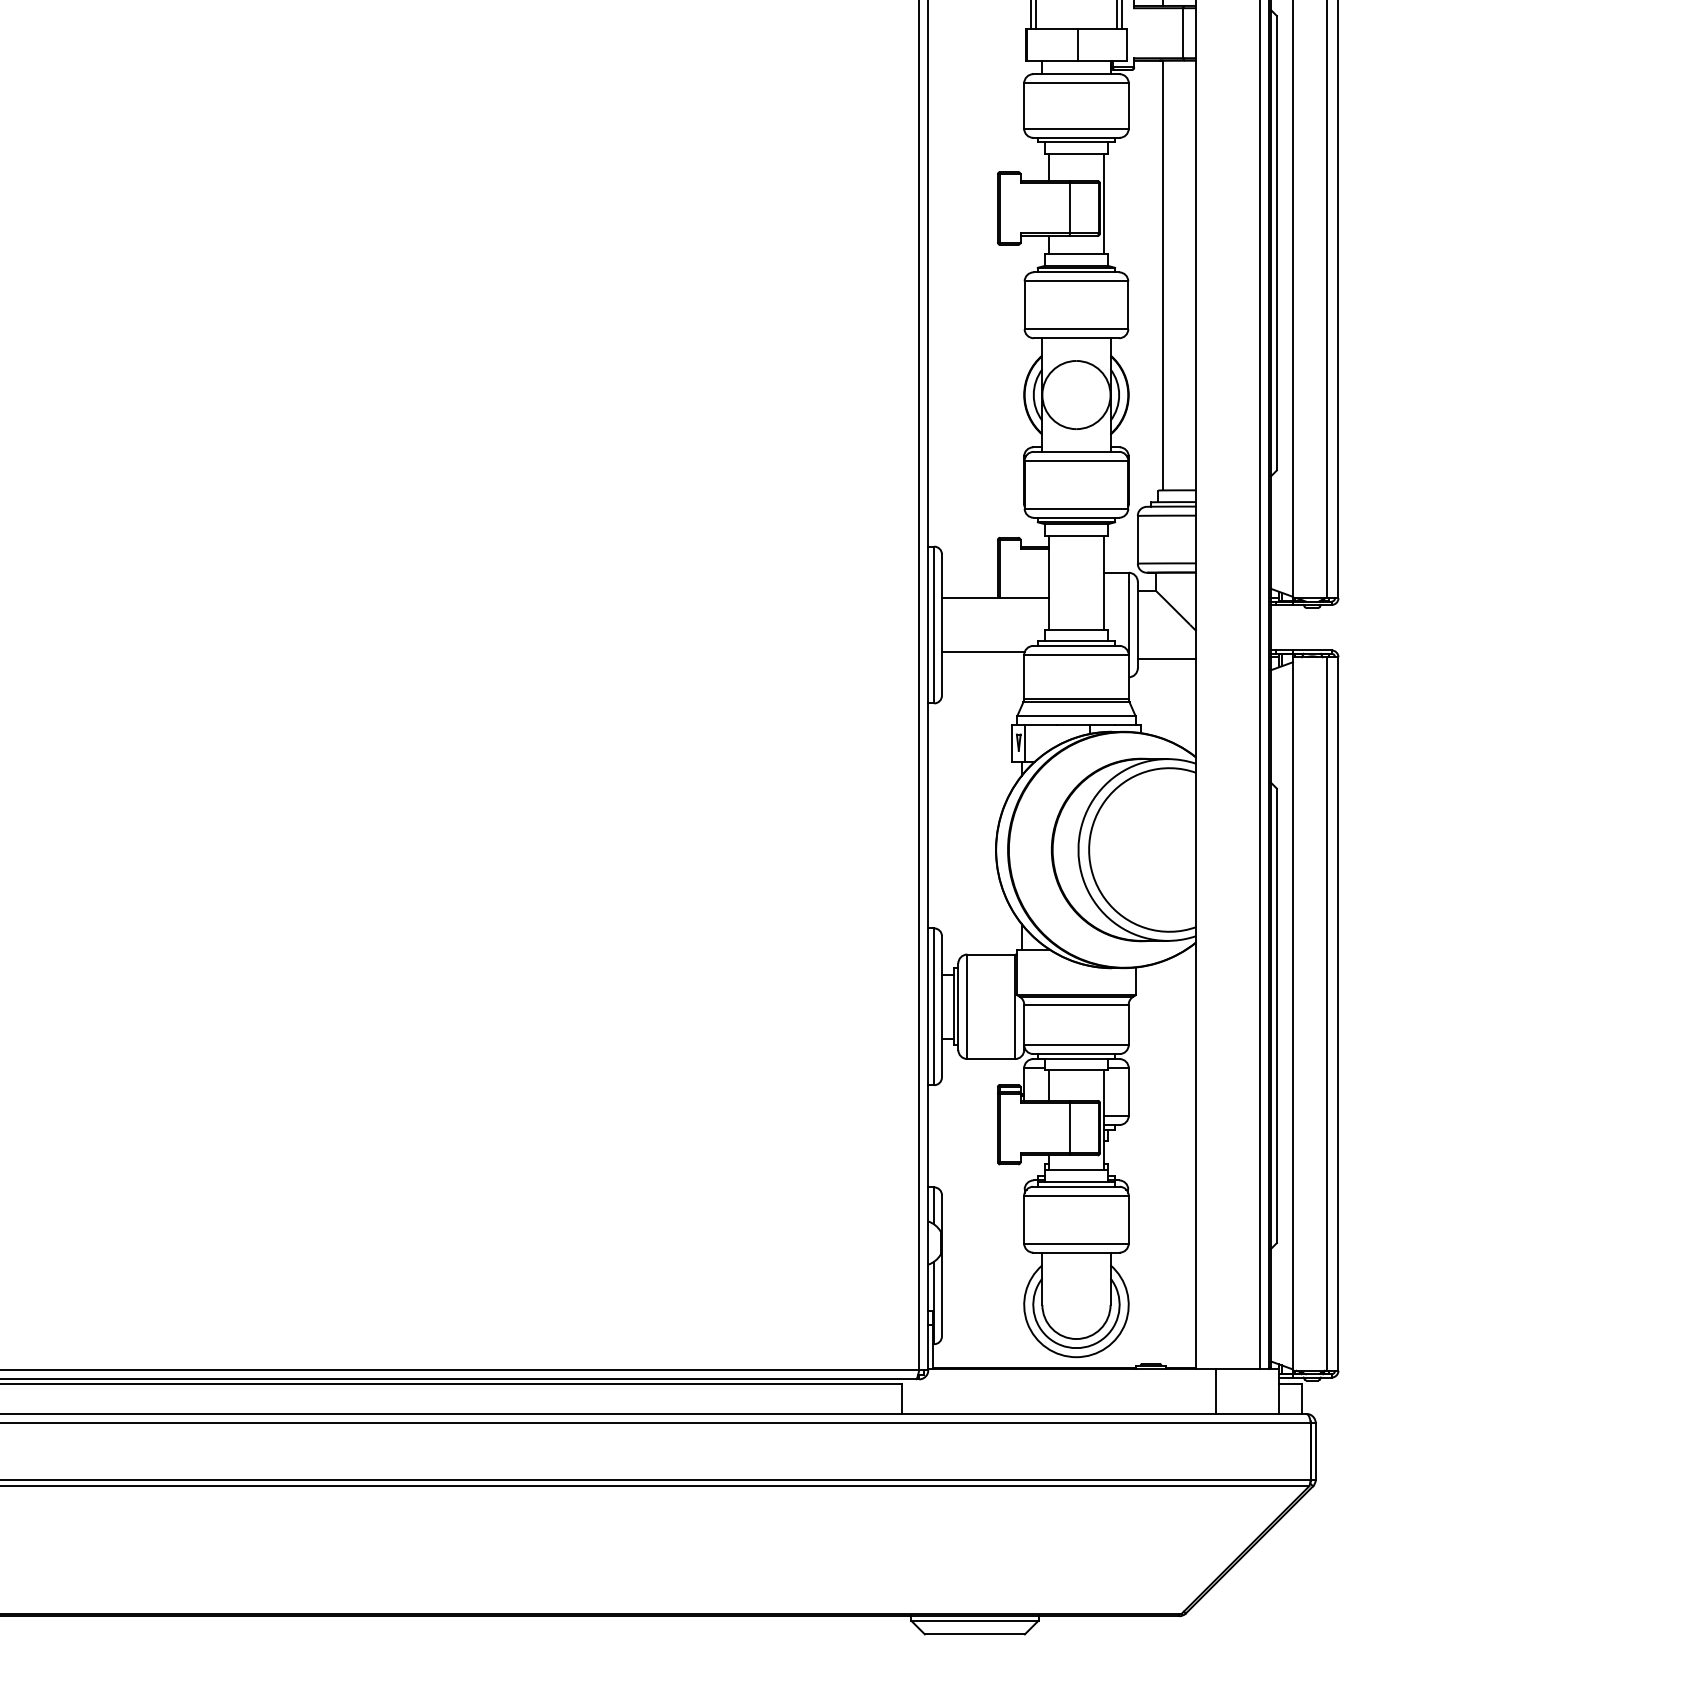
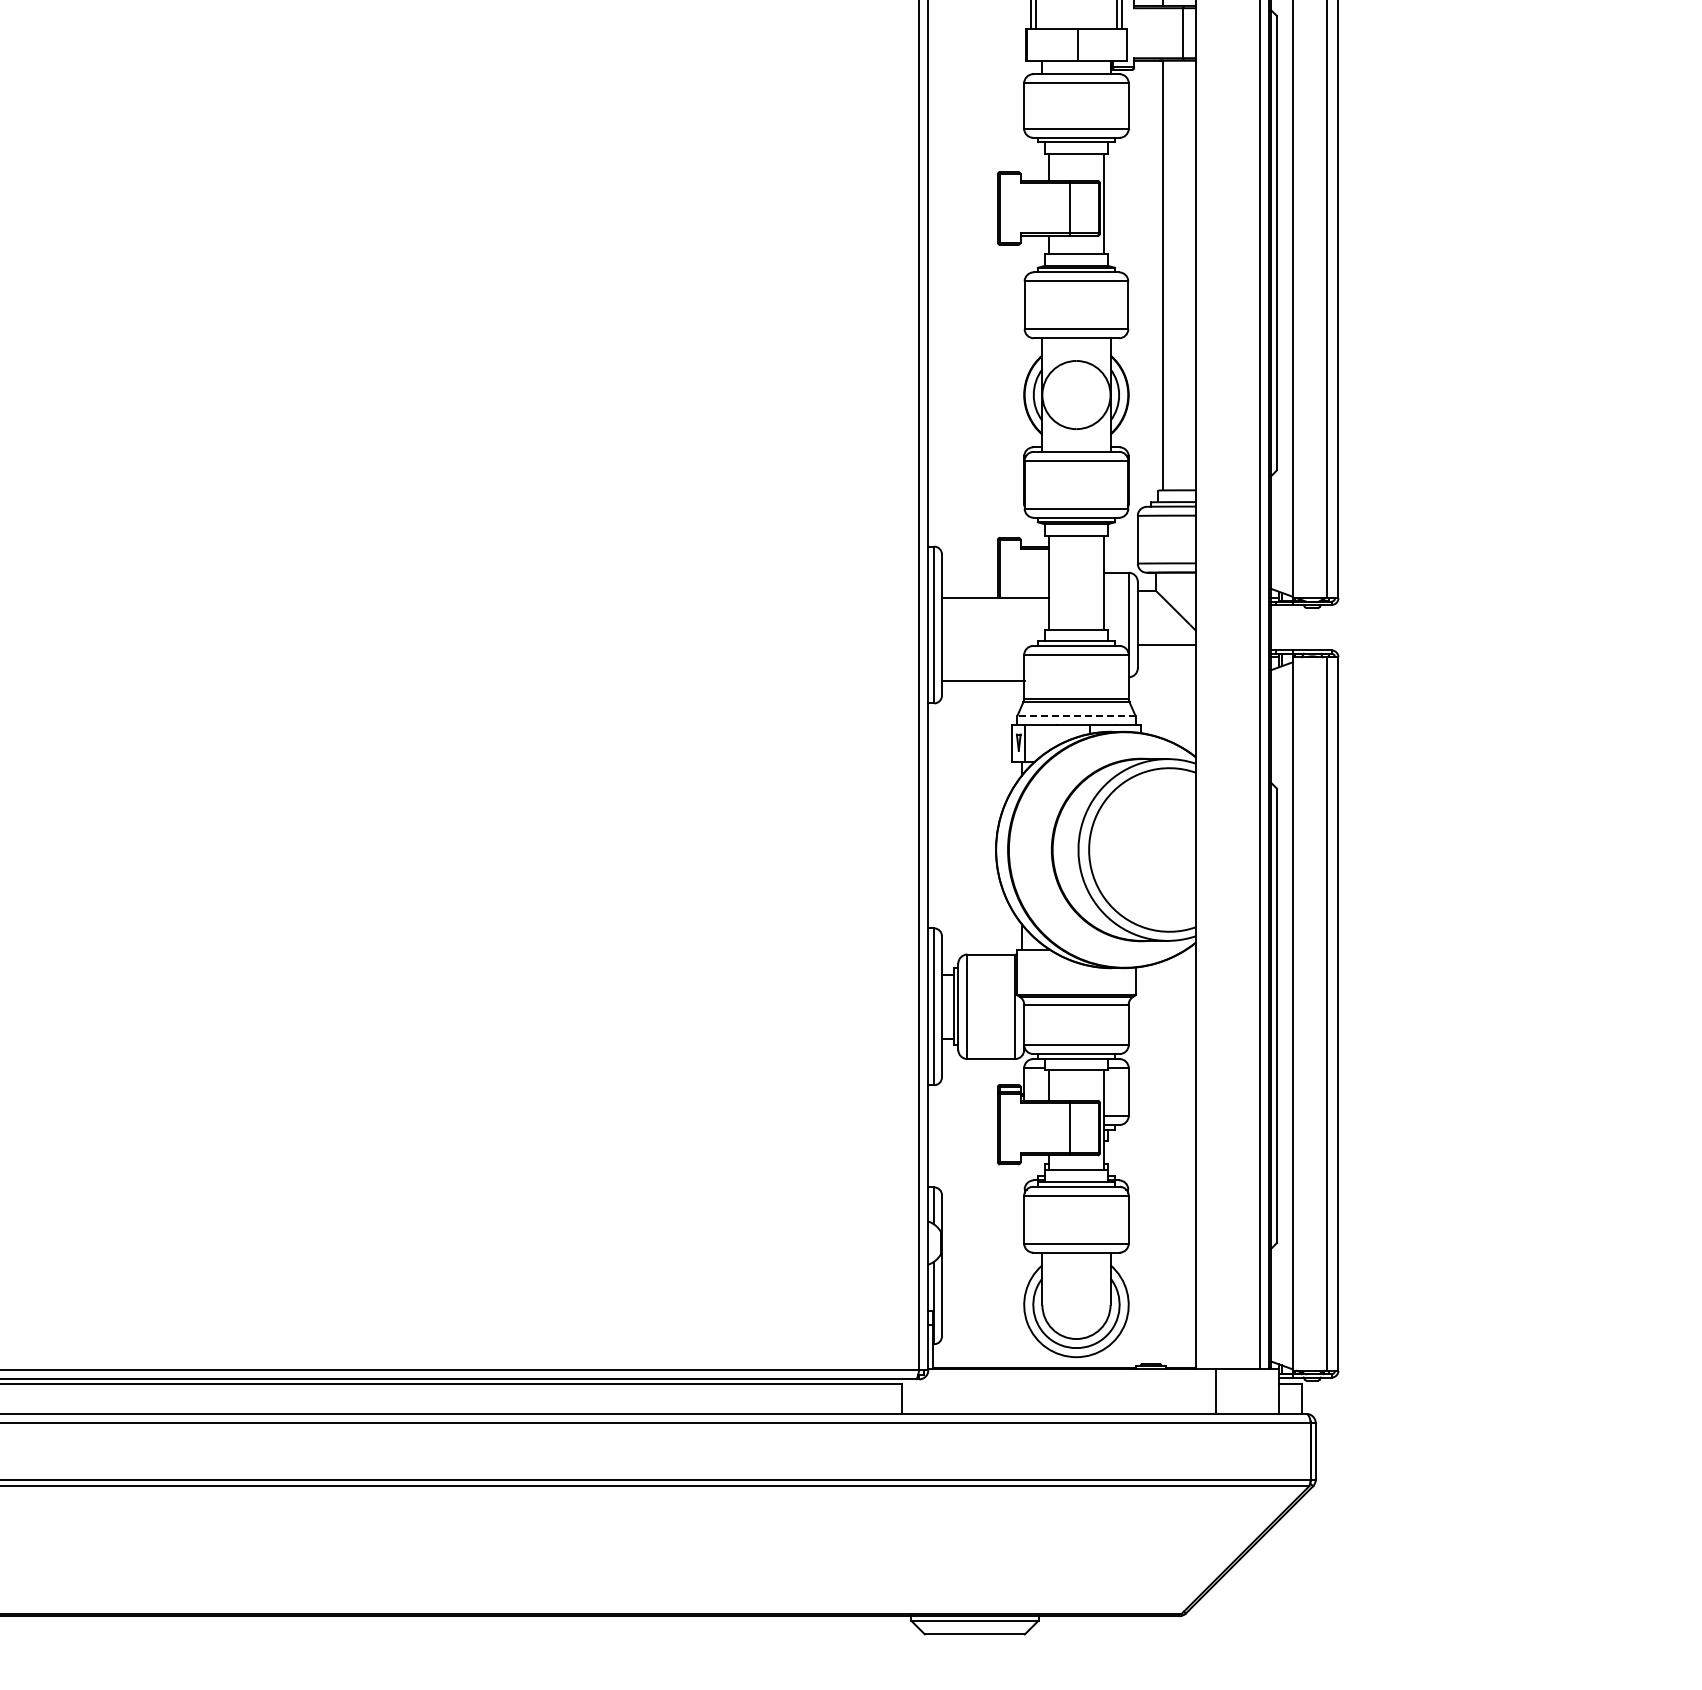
line position: (982, 652) -> (982, 681) (982, 681)
line position: (1166, 659) -> (1166, 645) (1166, 645)
line: solid -> dashed (1075, 715)
